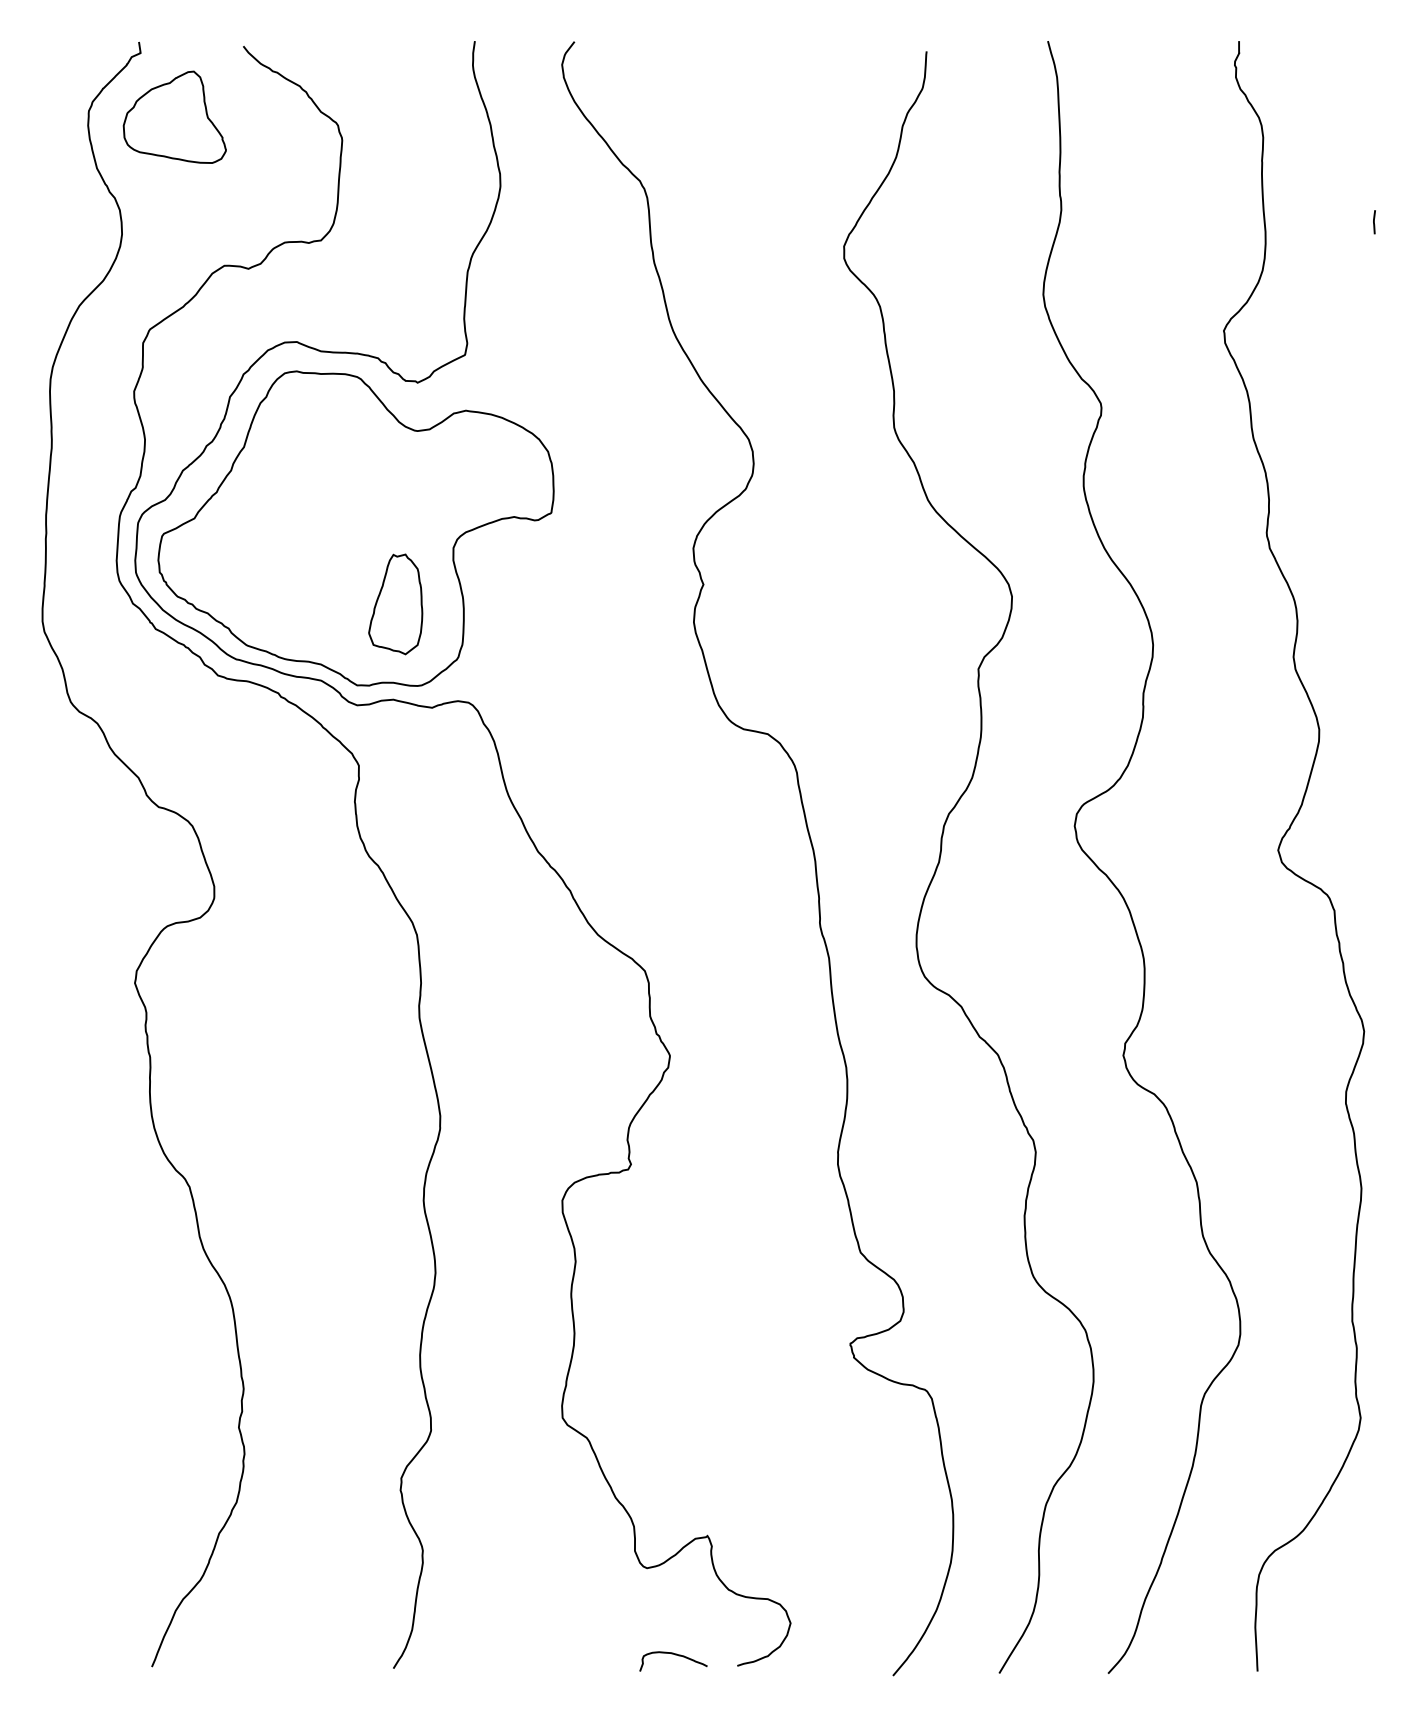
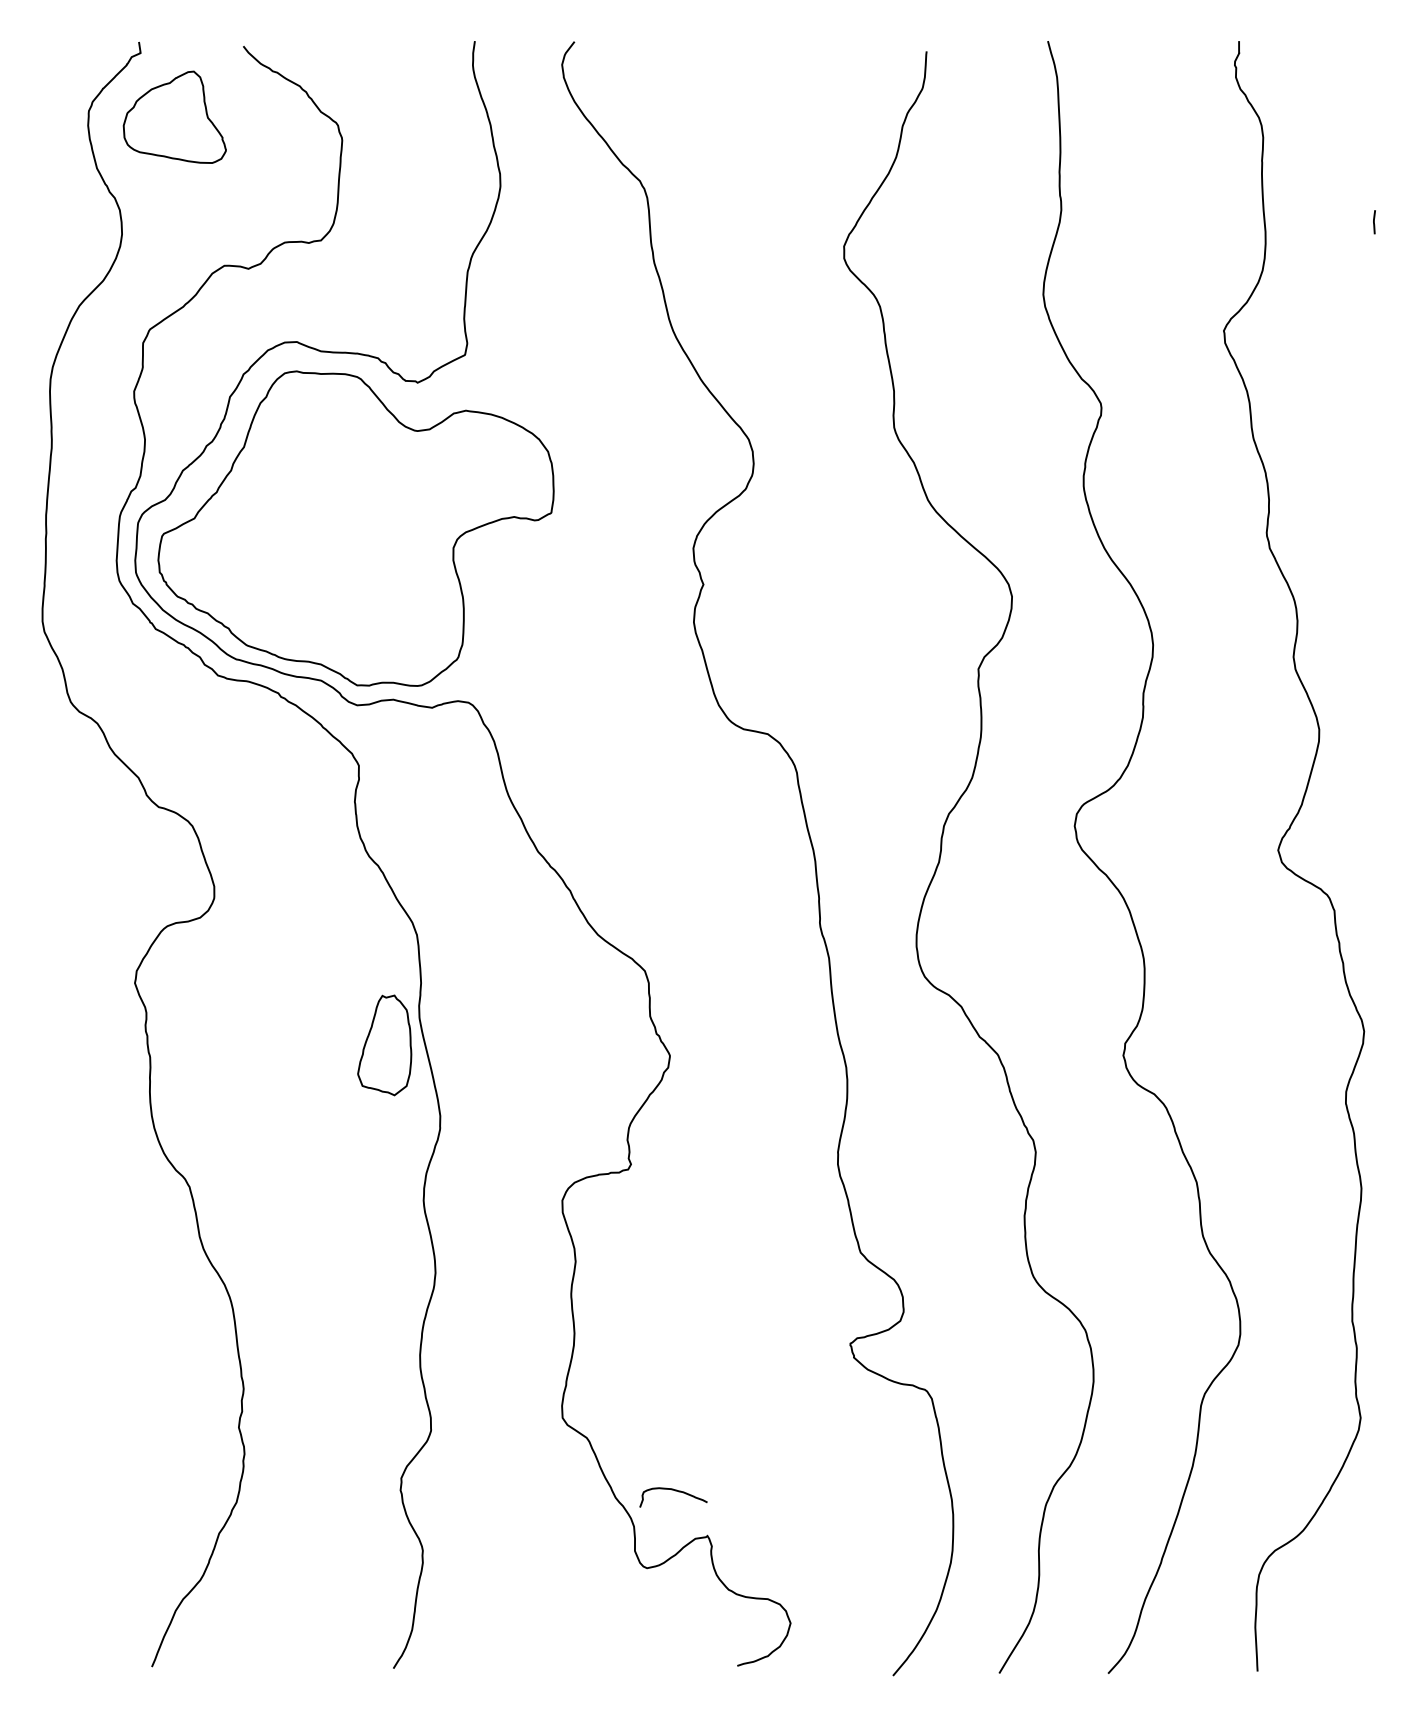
part position: (395, 604) -> (384, 1045) (384, 1045)
curve position: (675, 1655) -> (675, 1491) (675, 1491)
